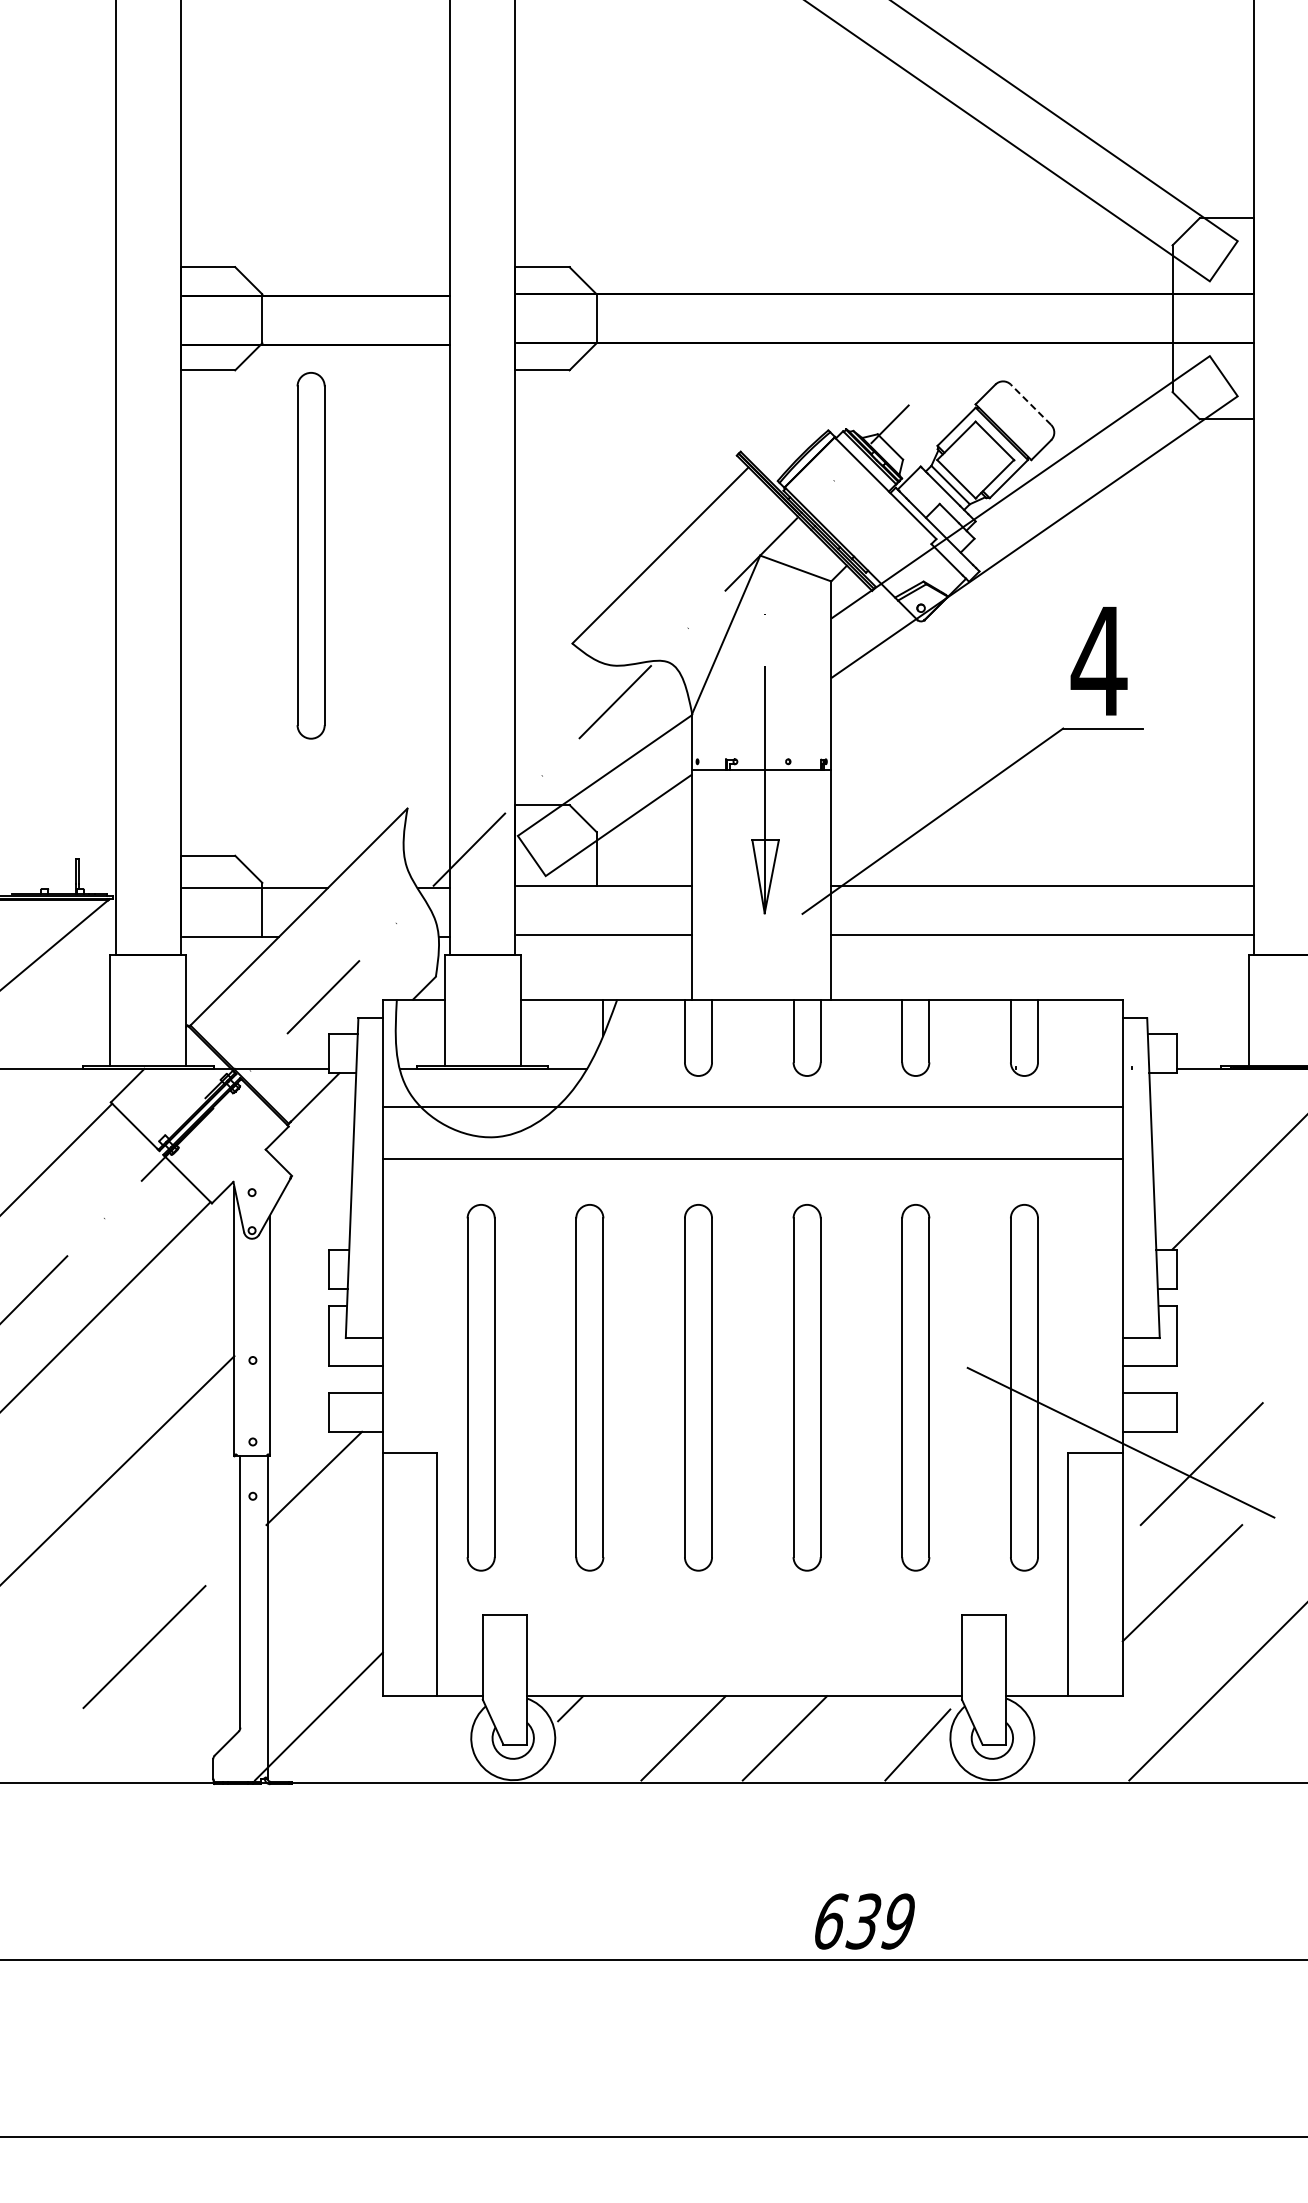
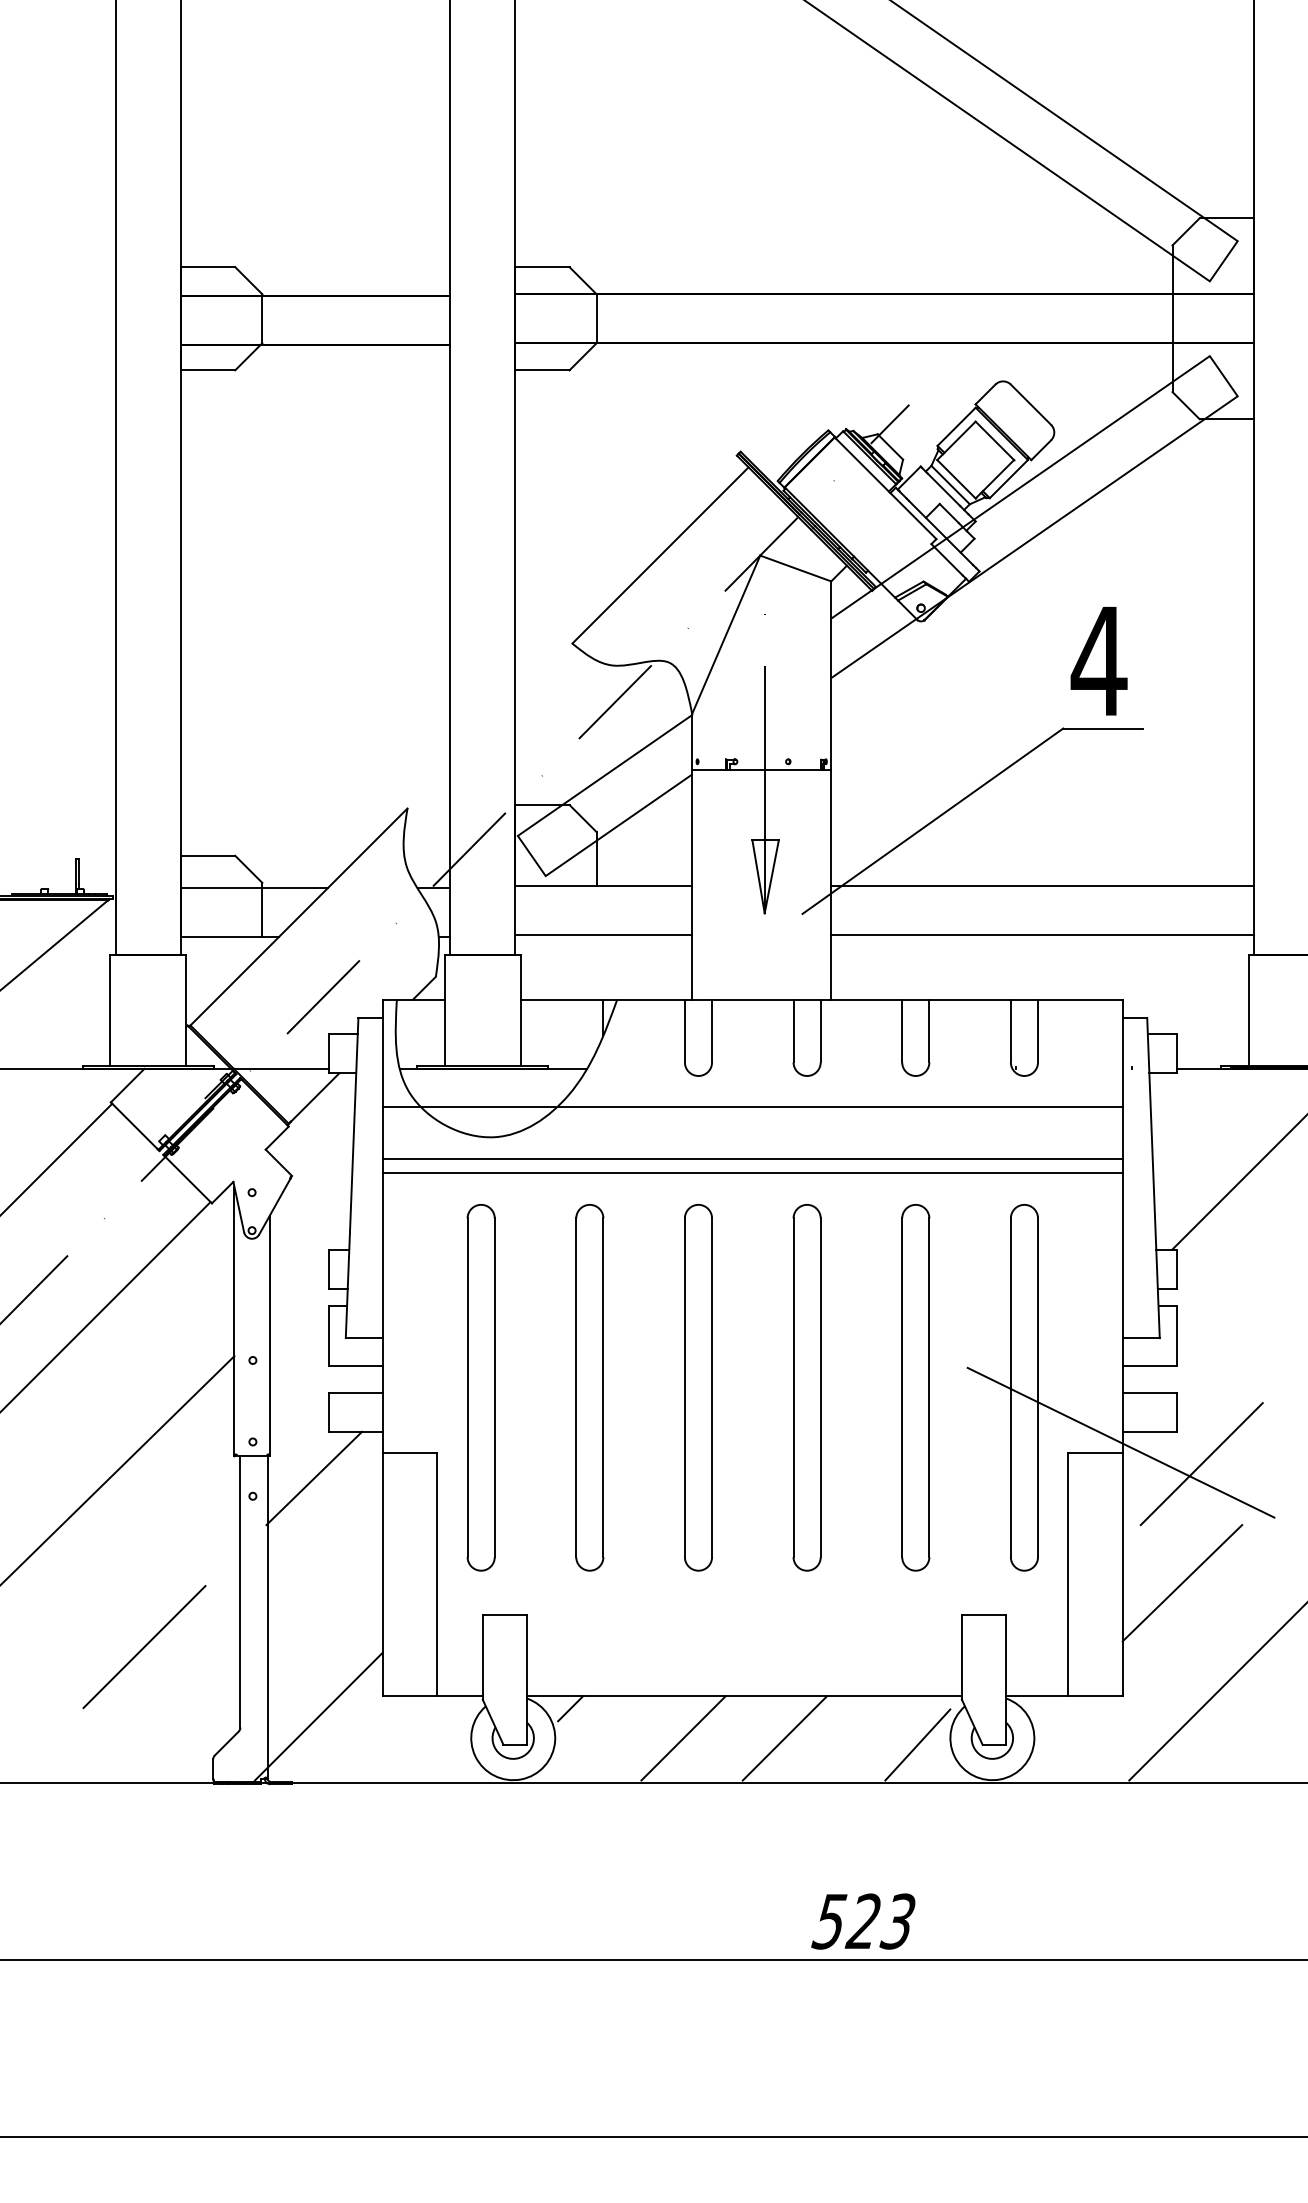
line: dashed -> solid (1030, 404)
part: present -> none (310, 555)
line: none -> present (752, 1172)
text: 639 -> 523 (863, 1921)
